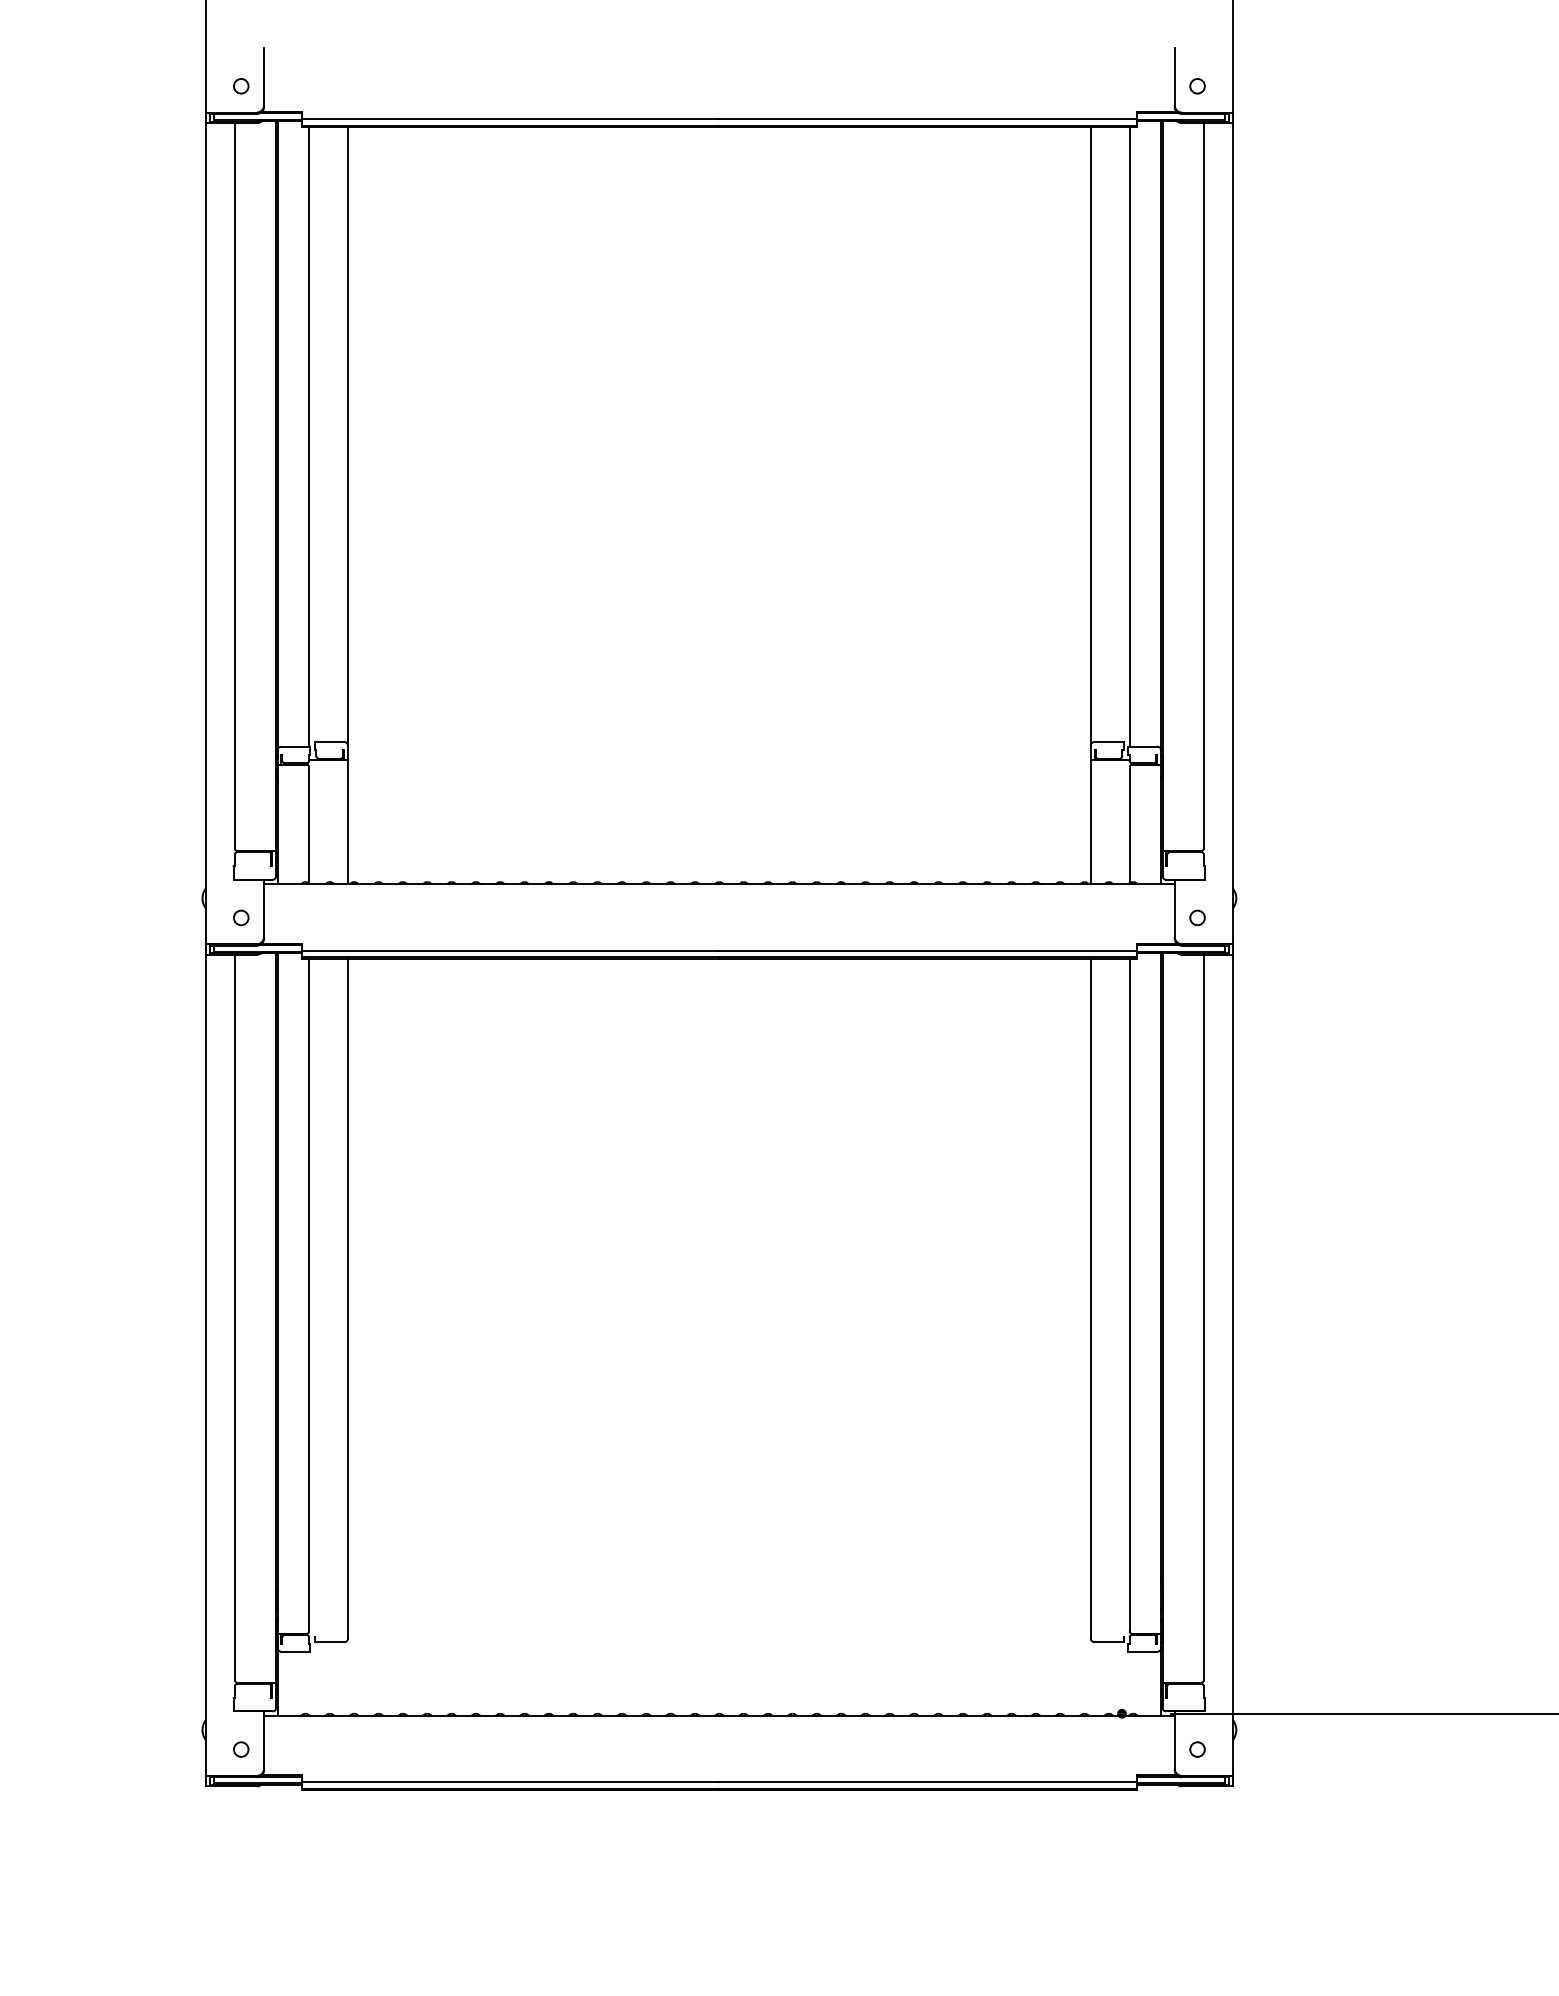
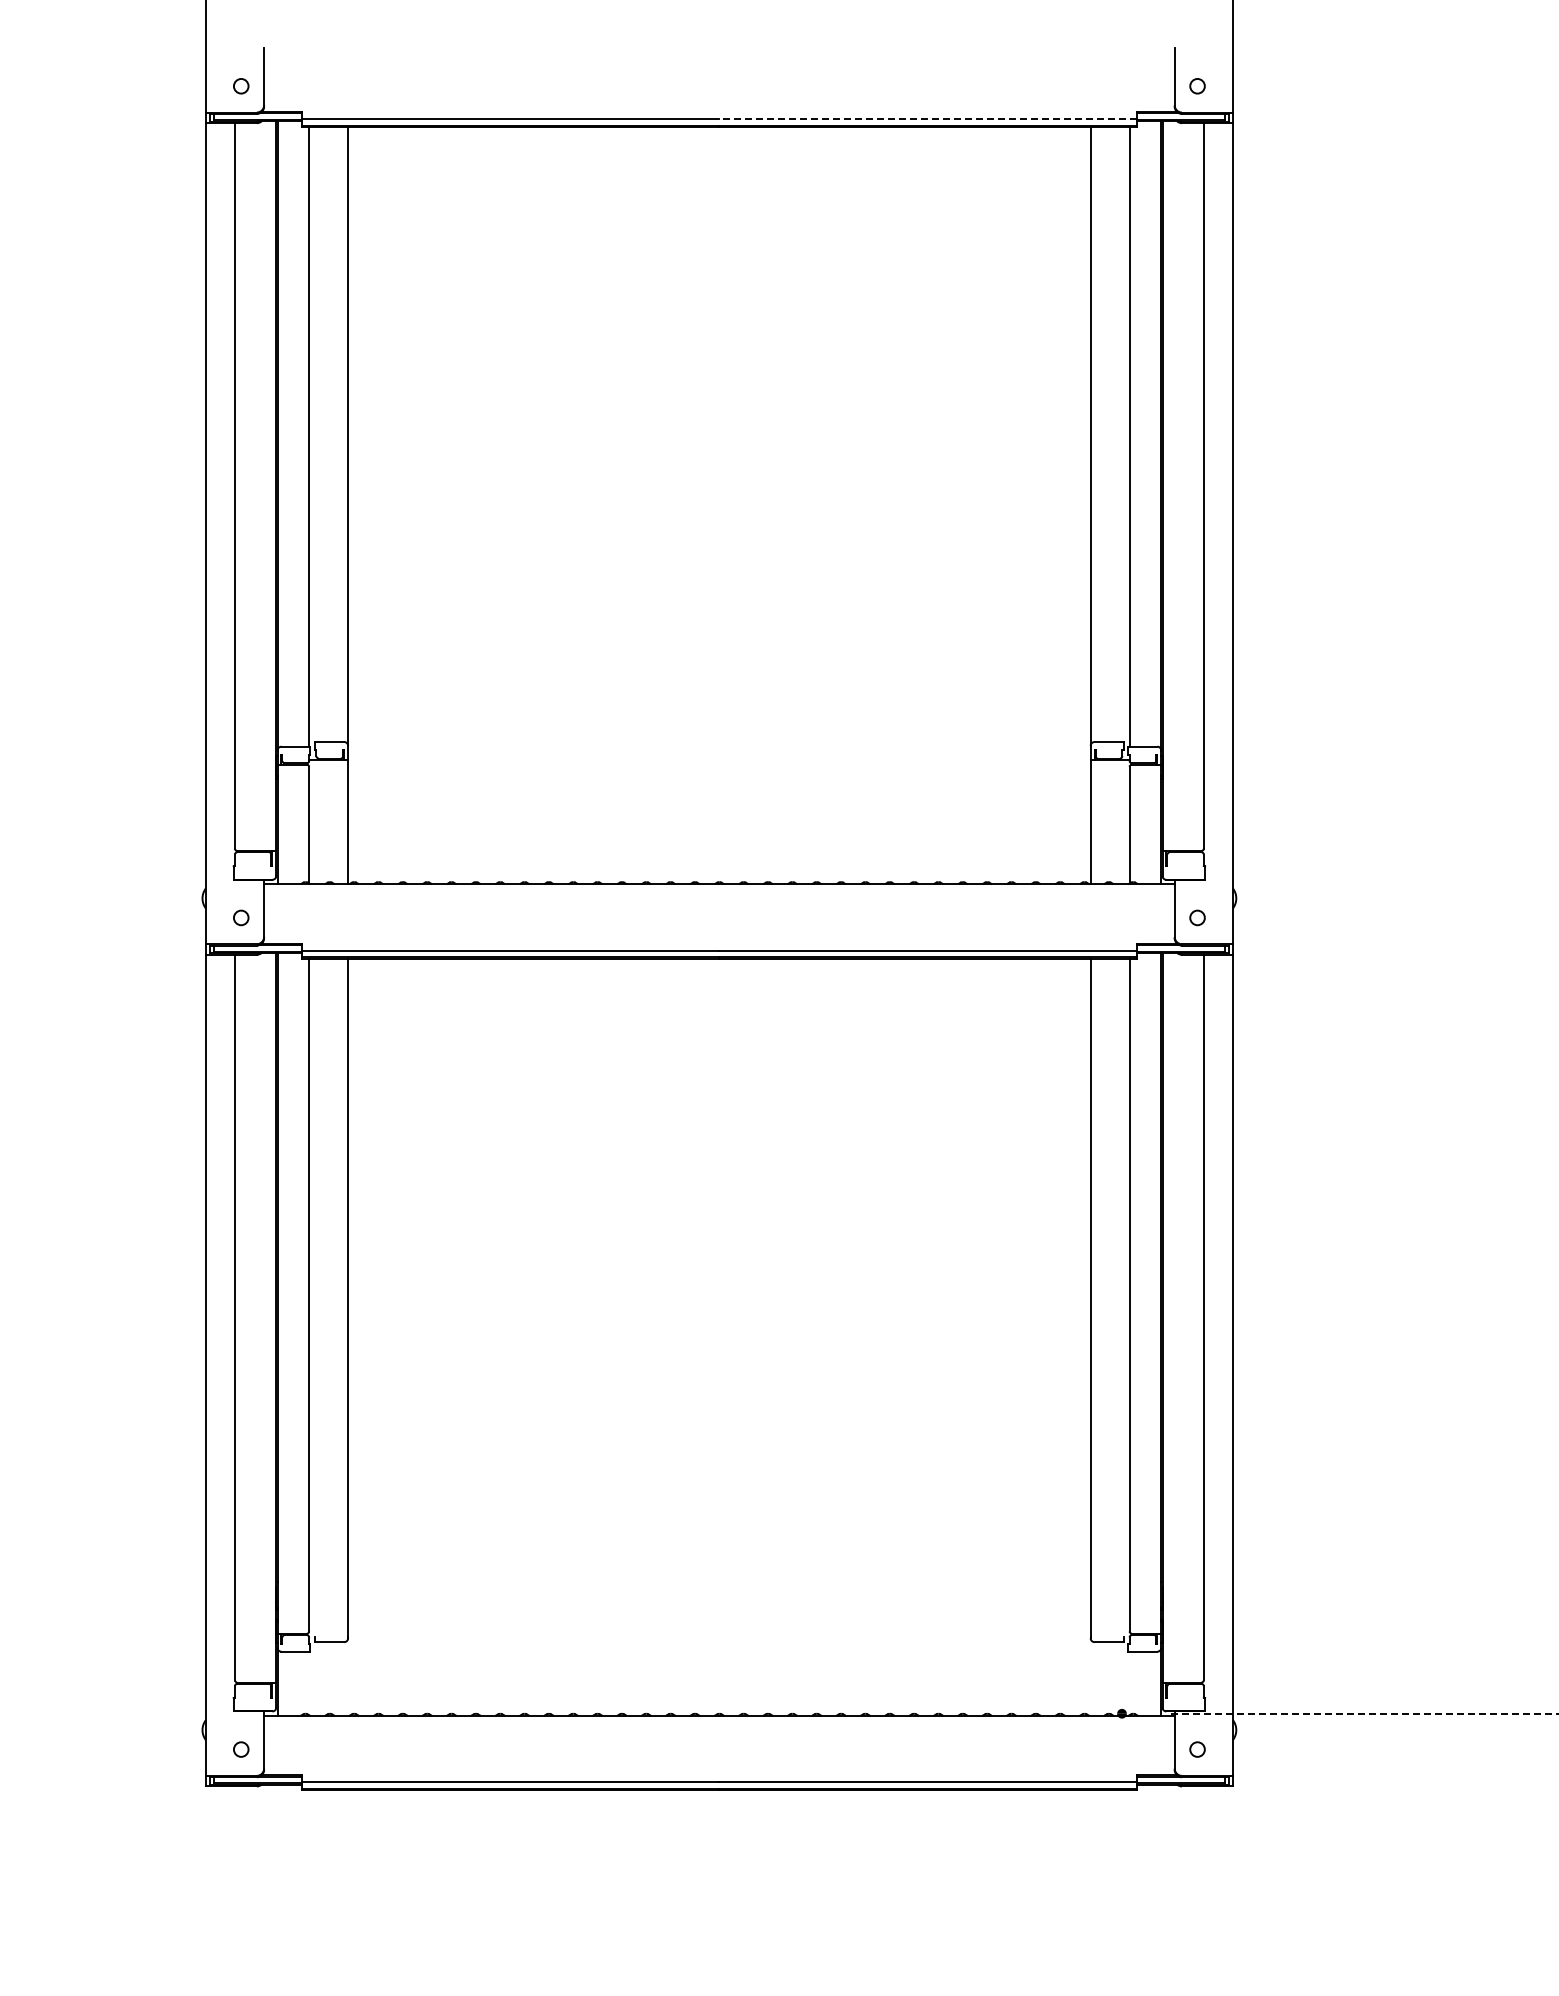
line: solid -> dashed (928, 118)
line: solid -> dashed (1364, 1713)
